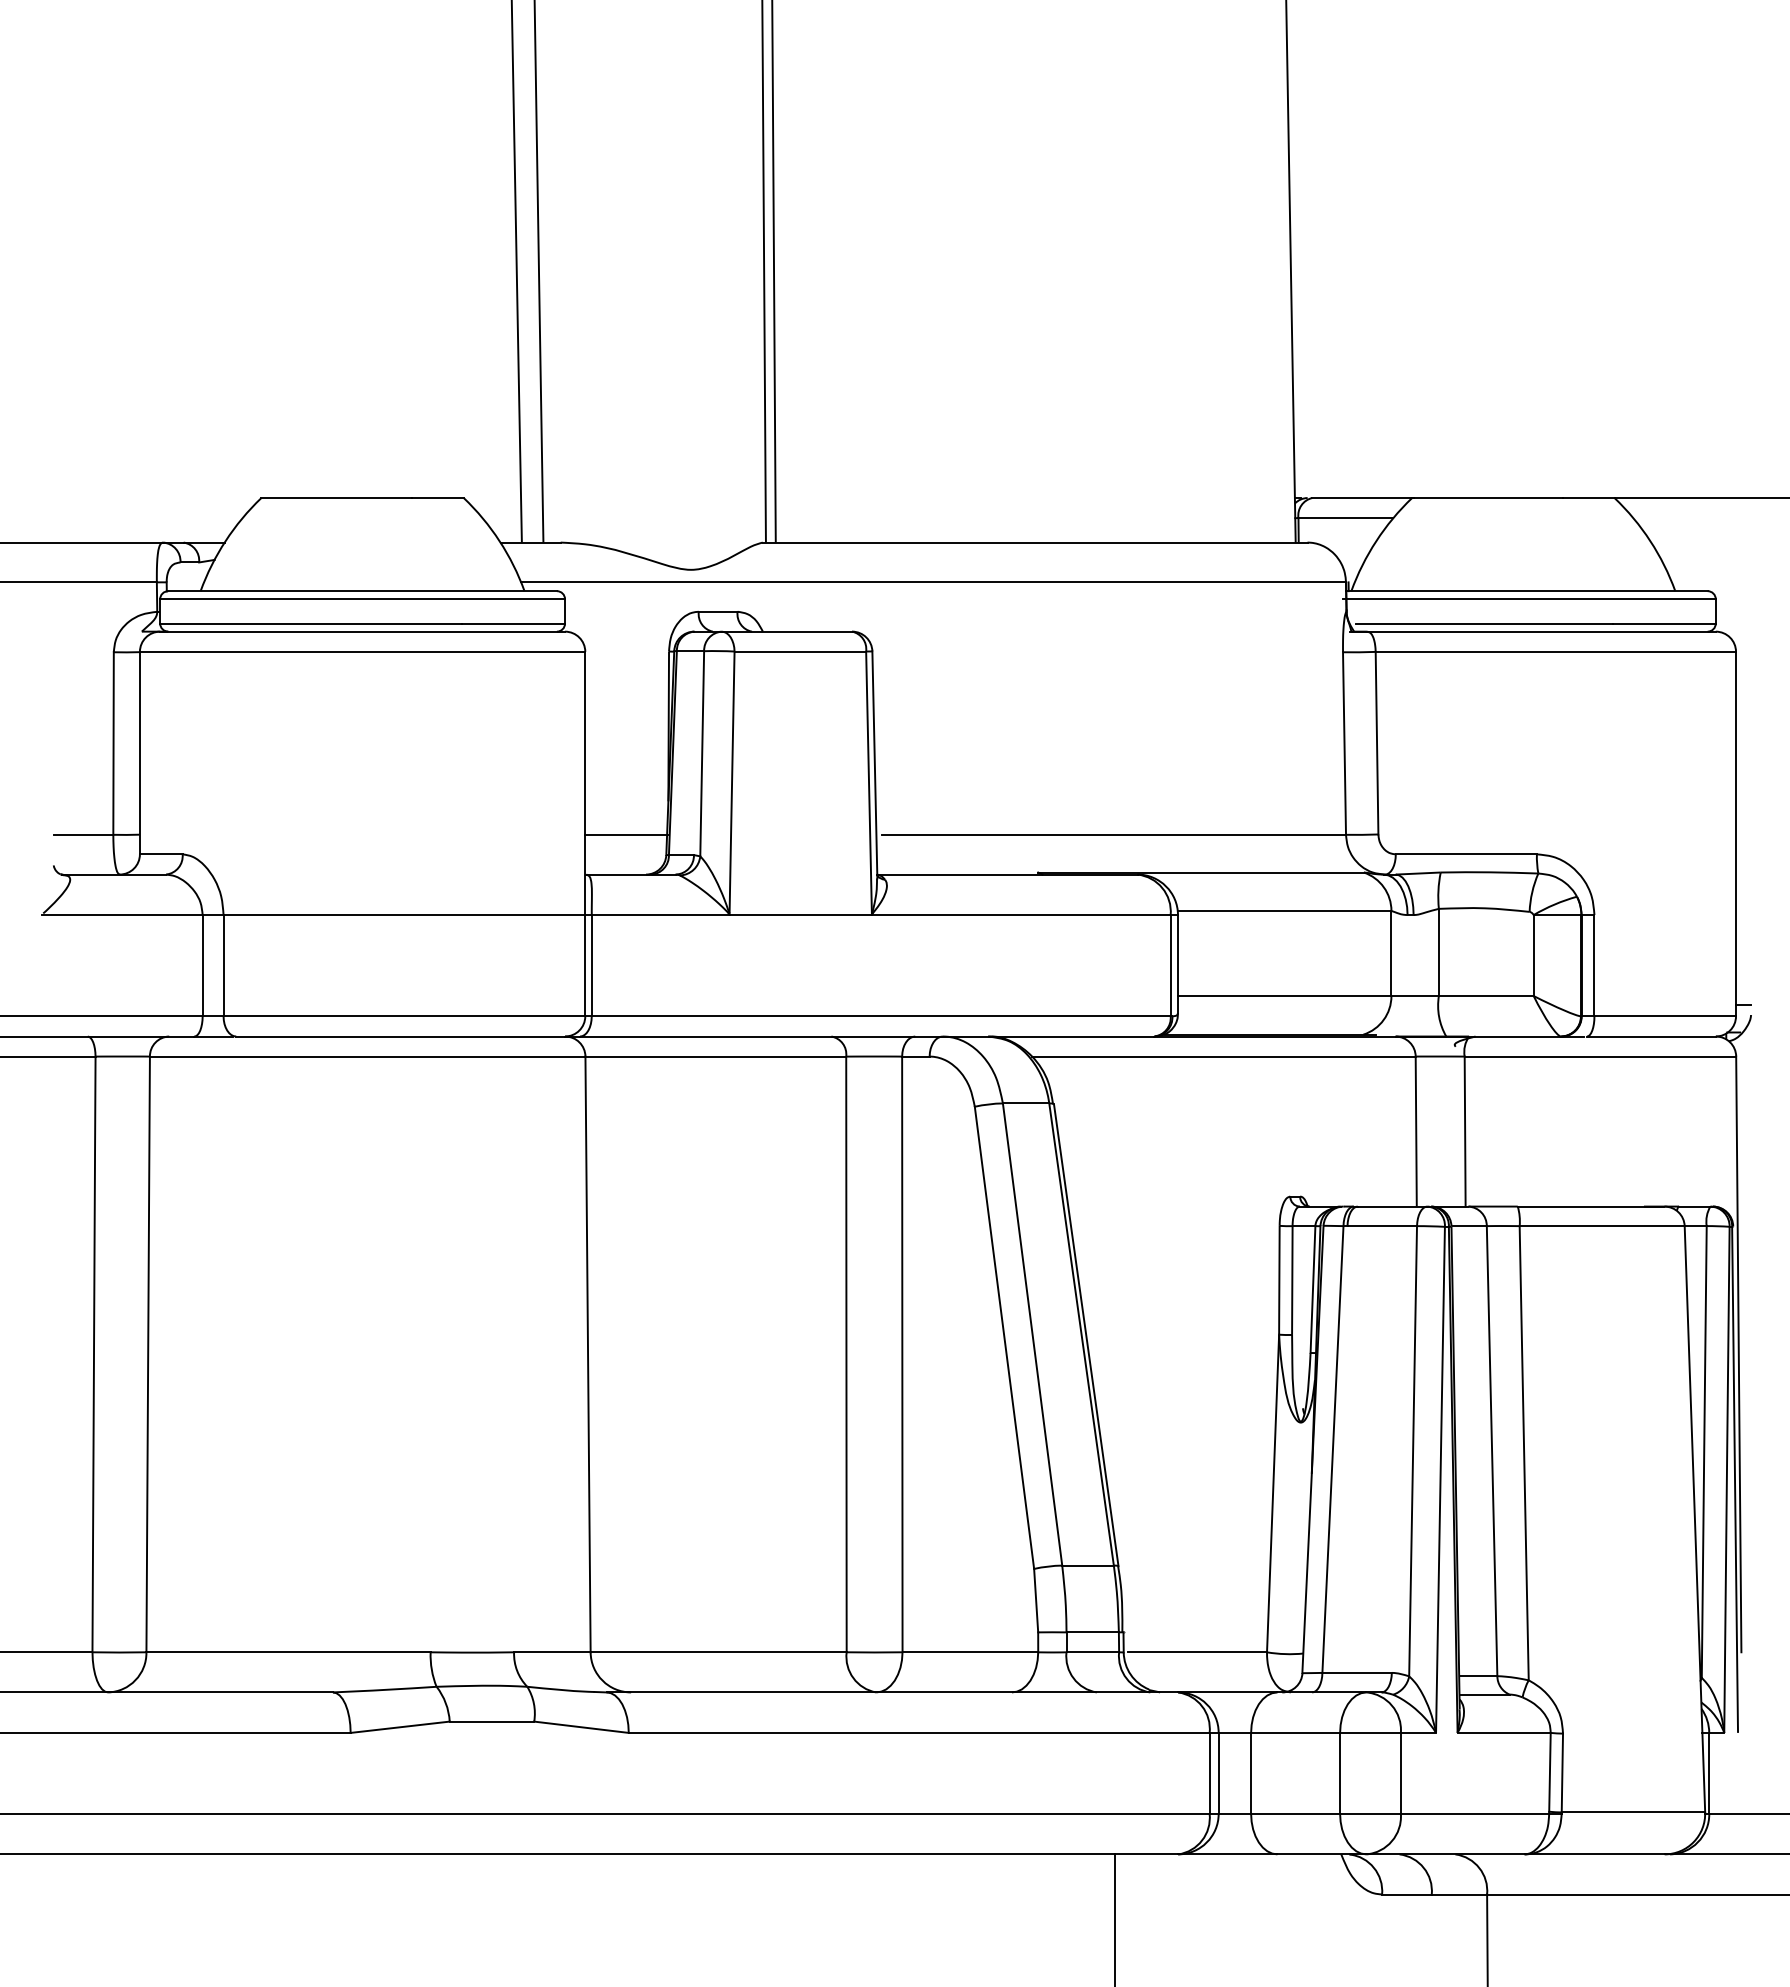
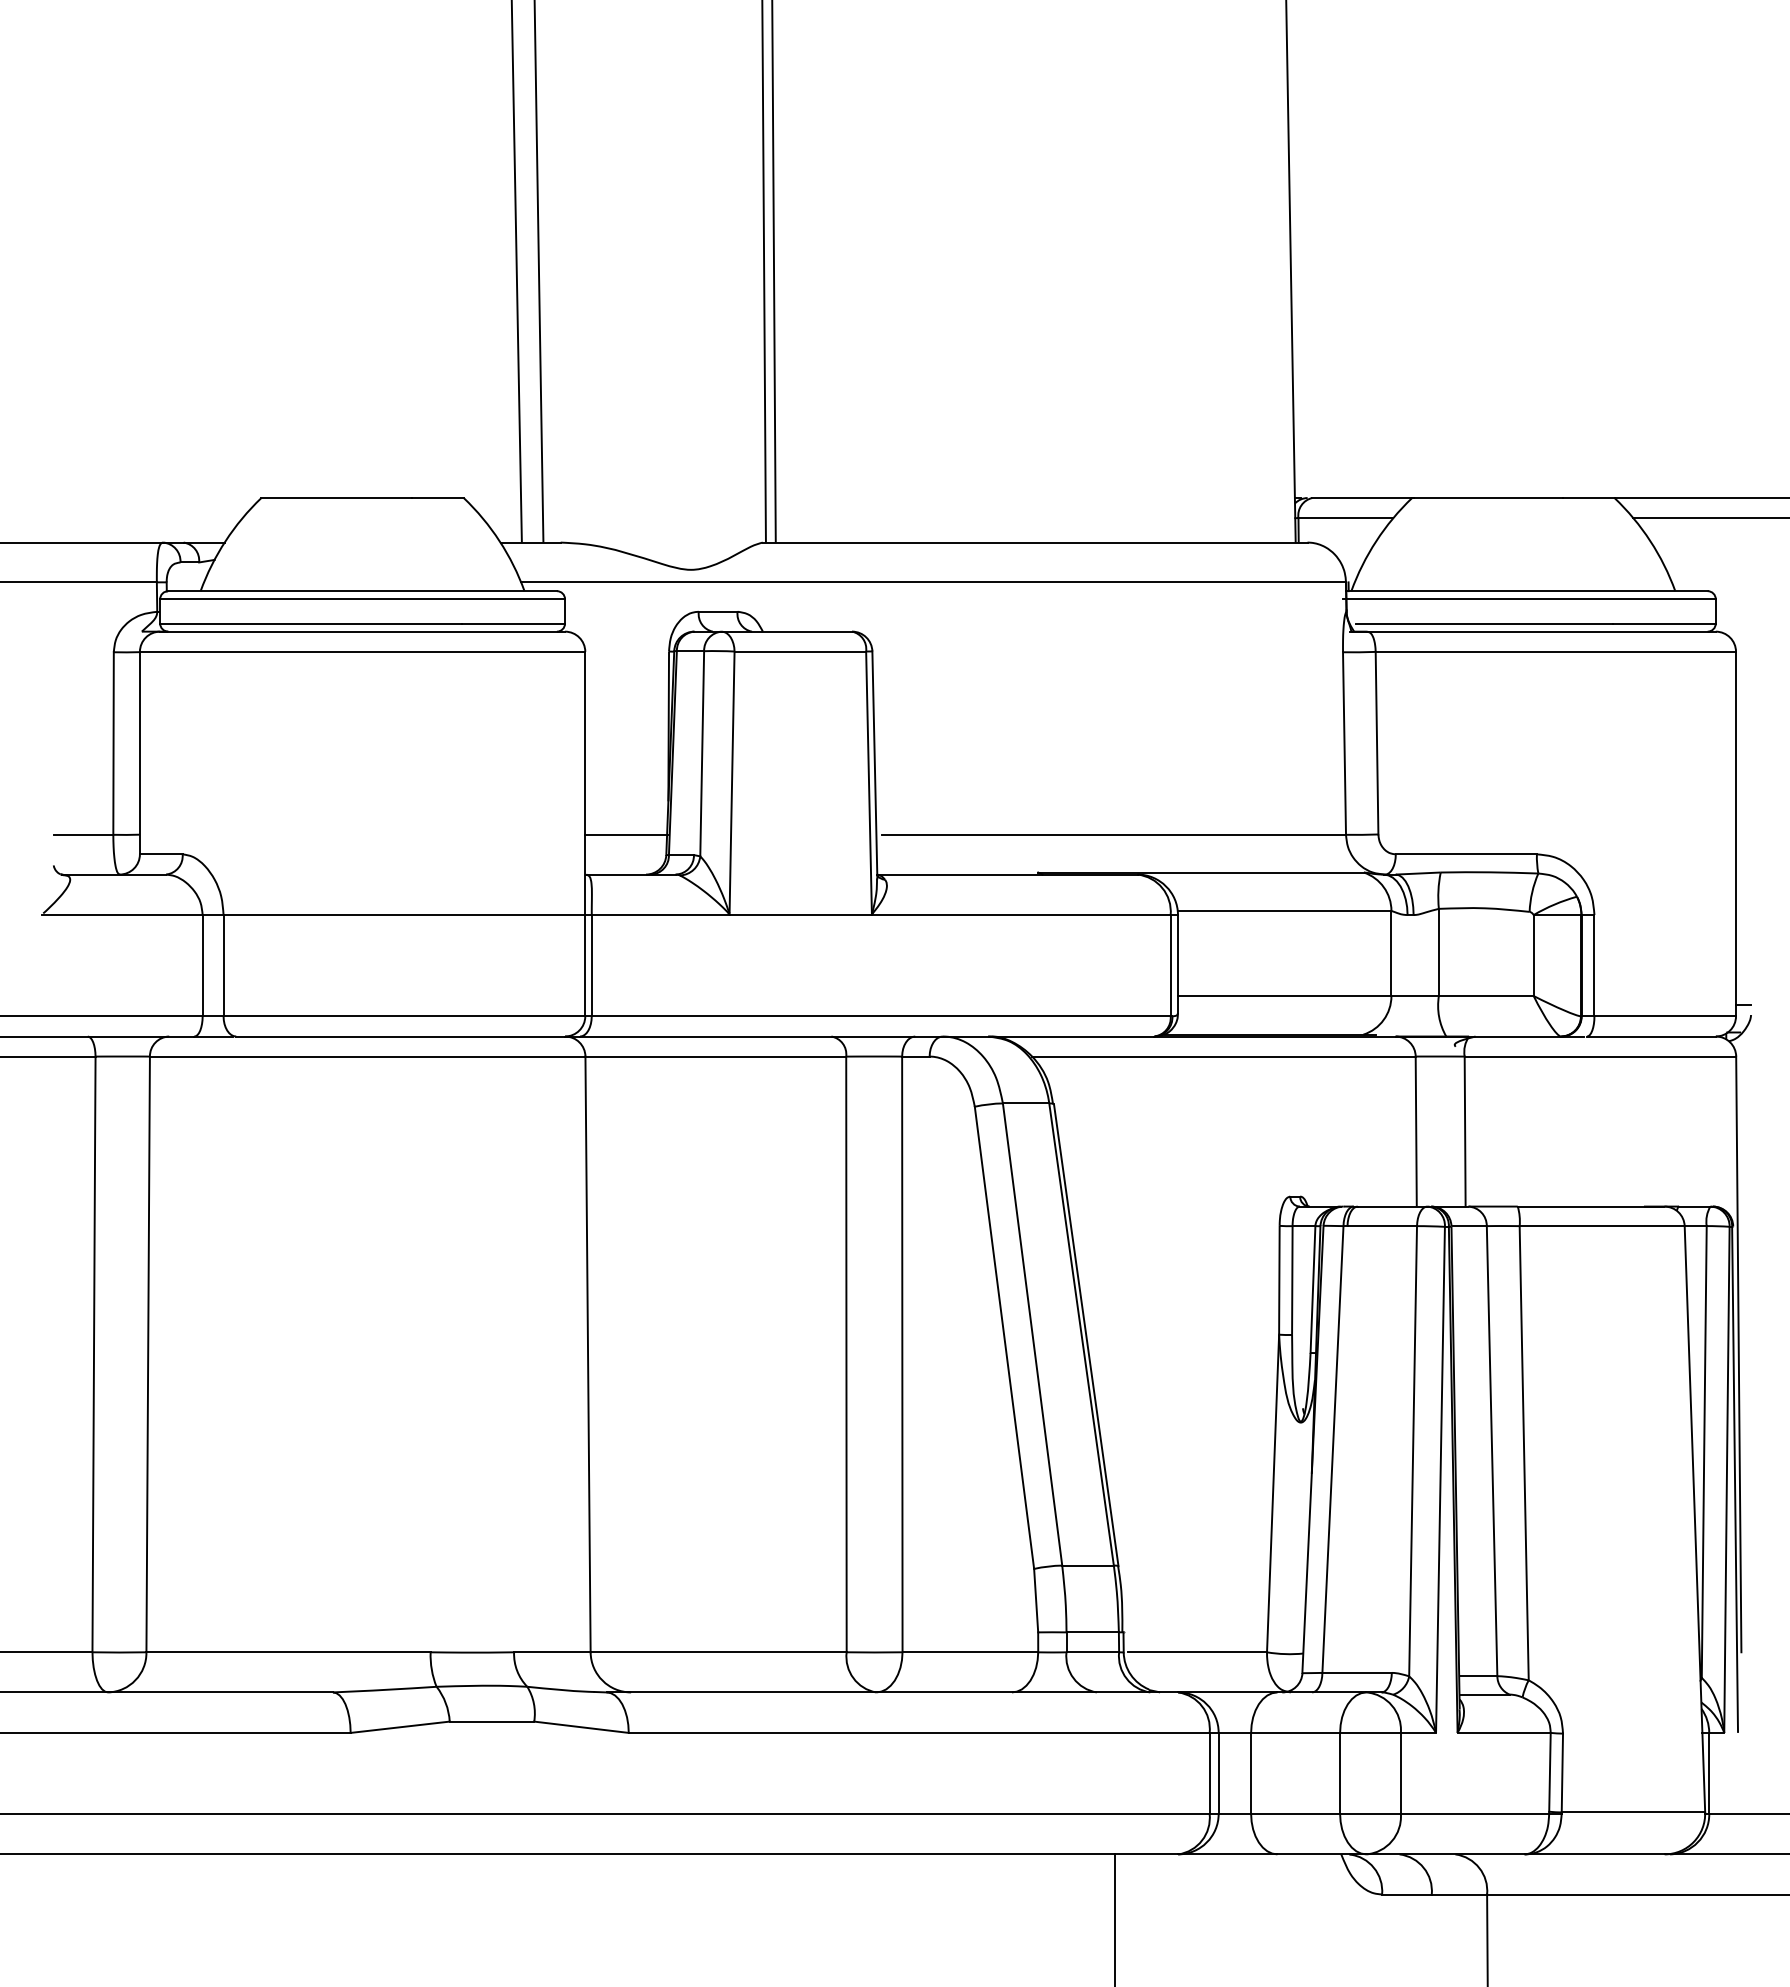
line: none -> present (1709, 518)
